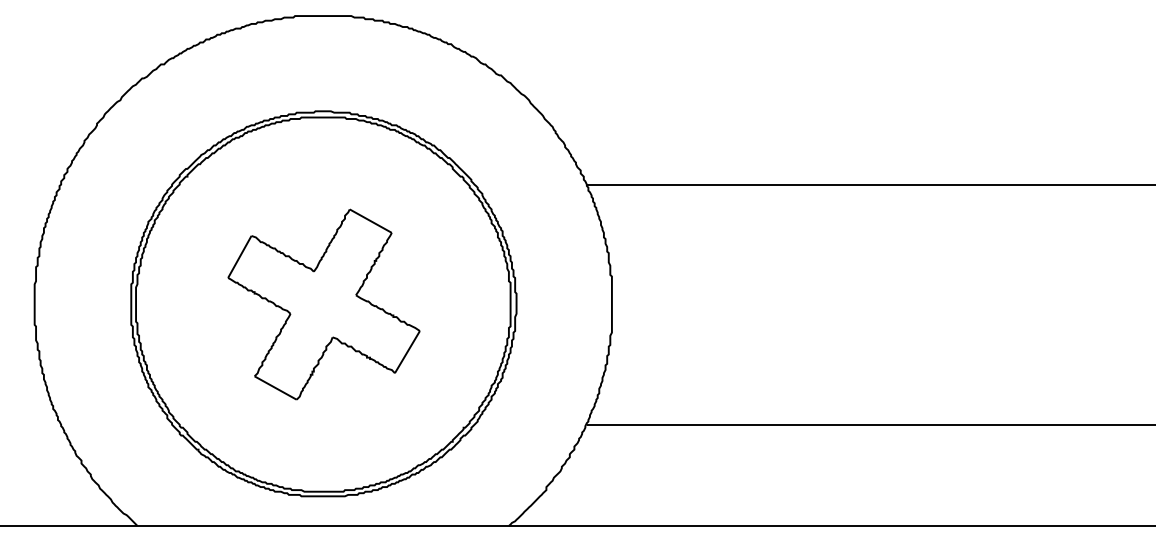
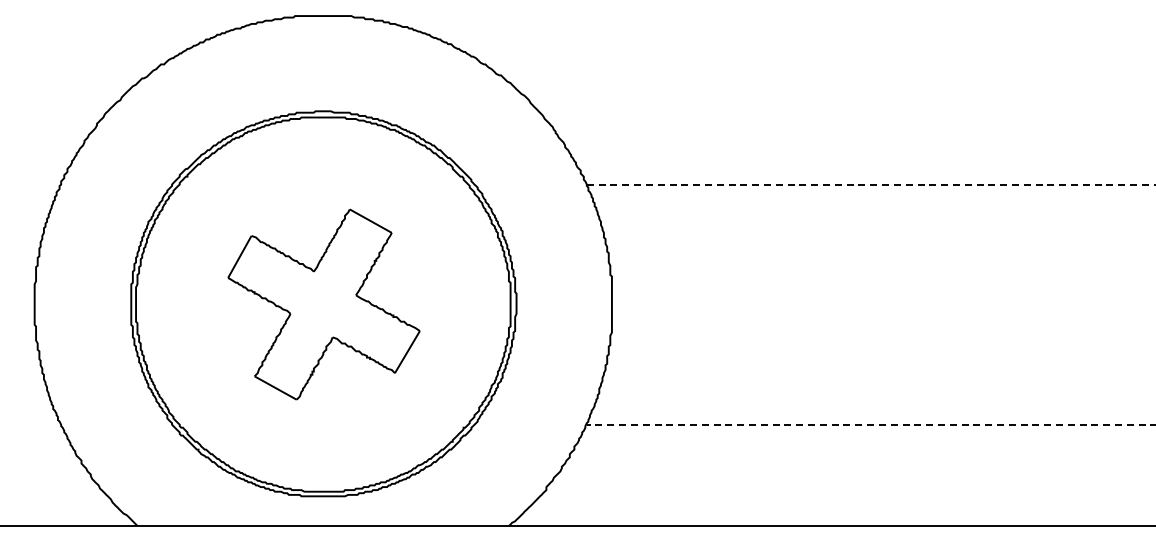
line: solid -> dashed (871, 184)
line: solid -> dashed (870, 424)
